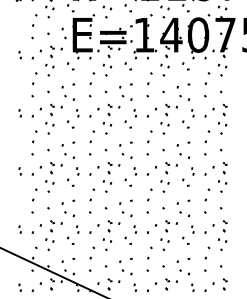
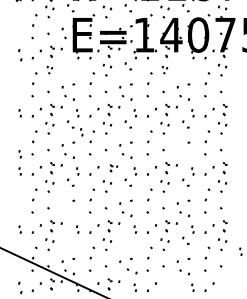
part size: 4x10 px -> 5x13 px (20, 55)
part: present -> none (70, 66)
part: present -> none (185, 66)
part size: 10x14 px -> 8x10 px (49, 69)
part size: 10x14 px -> 8x10 px (164, 69)
part: none -> present (81, 132)
part: present -> none (182, 151)
part: none -> present (19, 154)
part size: 14x13 px -> 10x9 px (113, 168)
part: present -> none (67, 209)
part: present -> none (70, 240)
part: present -> none (127, 240)
part: none -> present (240, 251)
part position: (126, 272) -> (131, 271) (131, 271)
part: present -> none (171, 284)
part: present -> none (224, 284)
part size: 4x9 px -> 5x14 px (20, 287)
